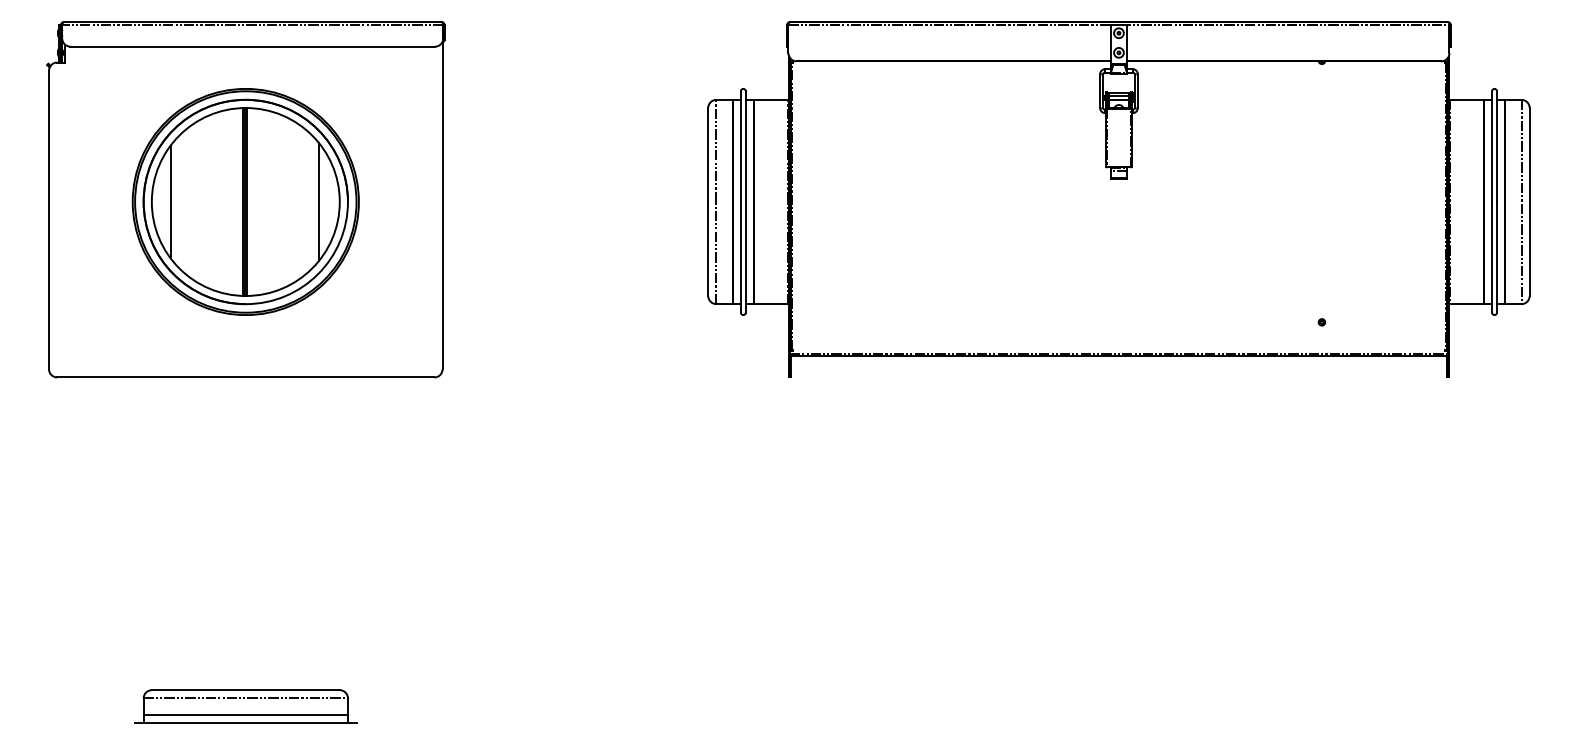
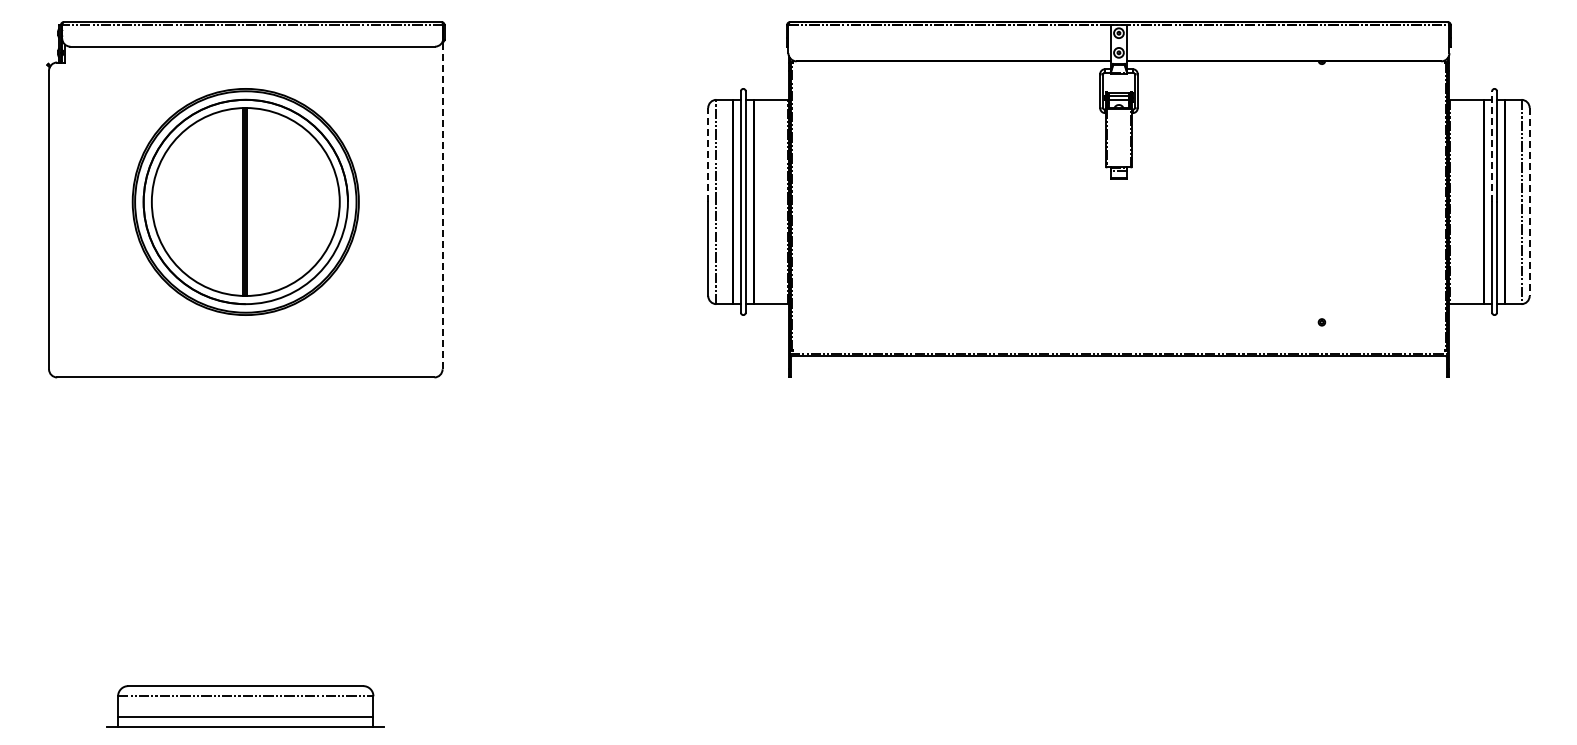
line: solid -> dashed (1492, 146)
line: solid -> dashed (708, 155)
line: present -> none (170, 201)
line: present -> none (319, 201)
line: solid -> dashed (1529, 202)
line: solid -> dashed (442, 205)
part size: 224x35 px -> 279x43 px (245, 706)
